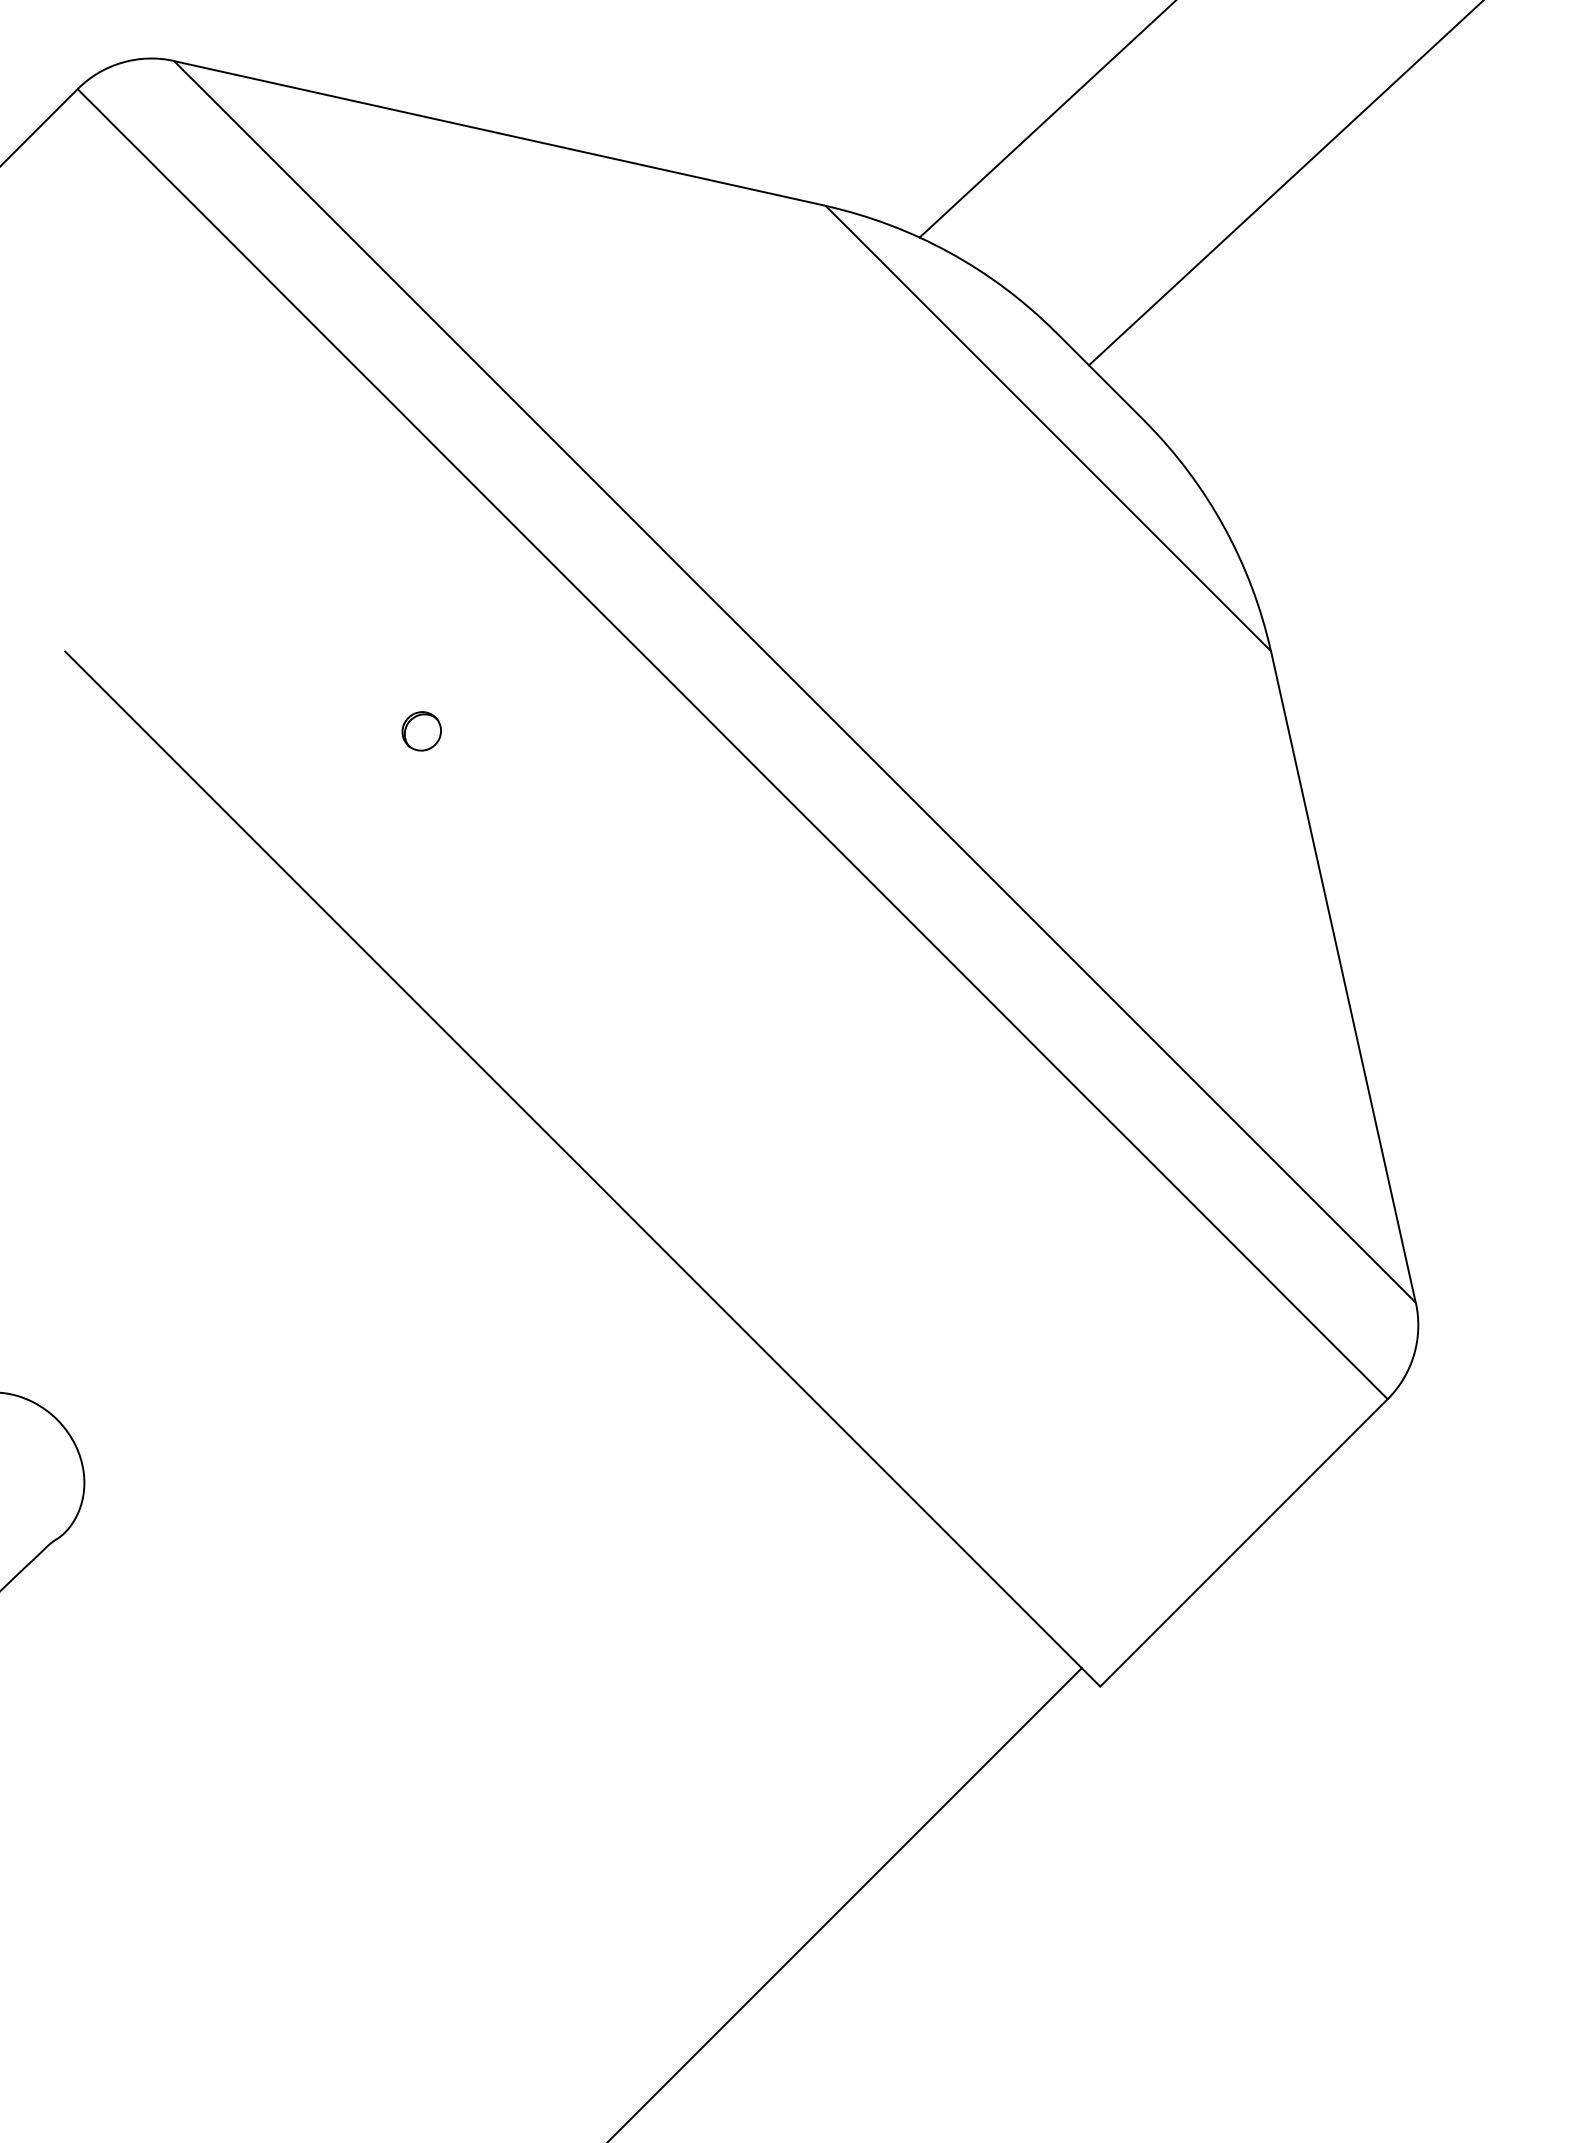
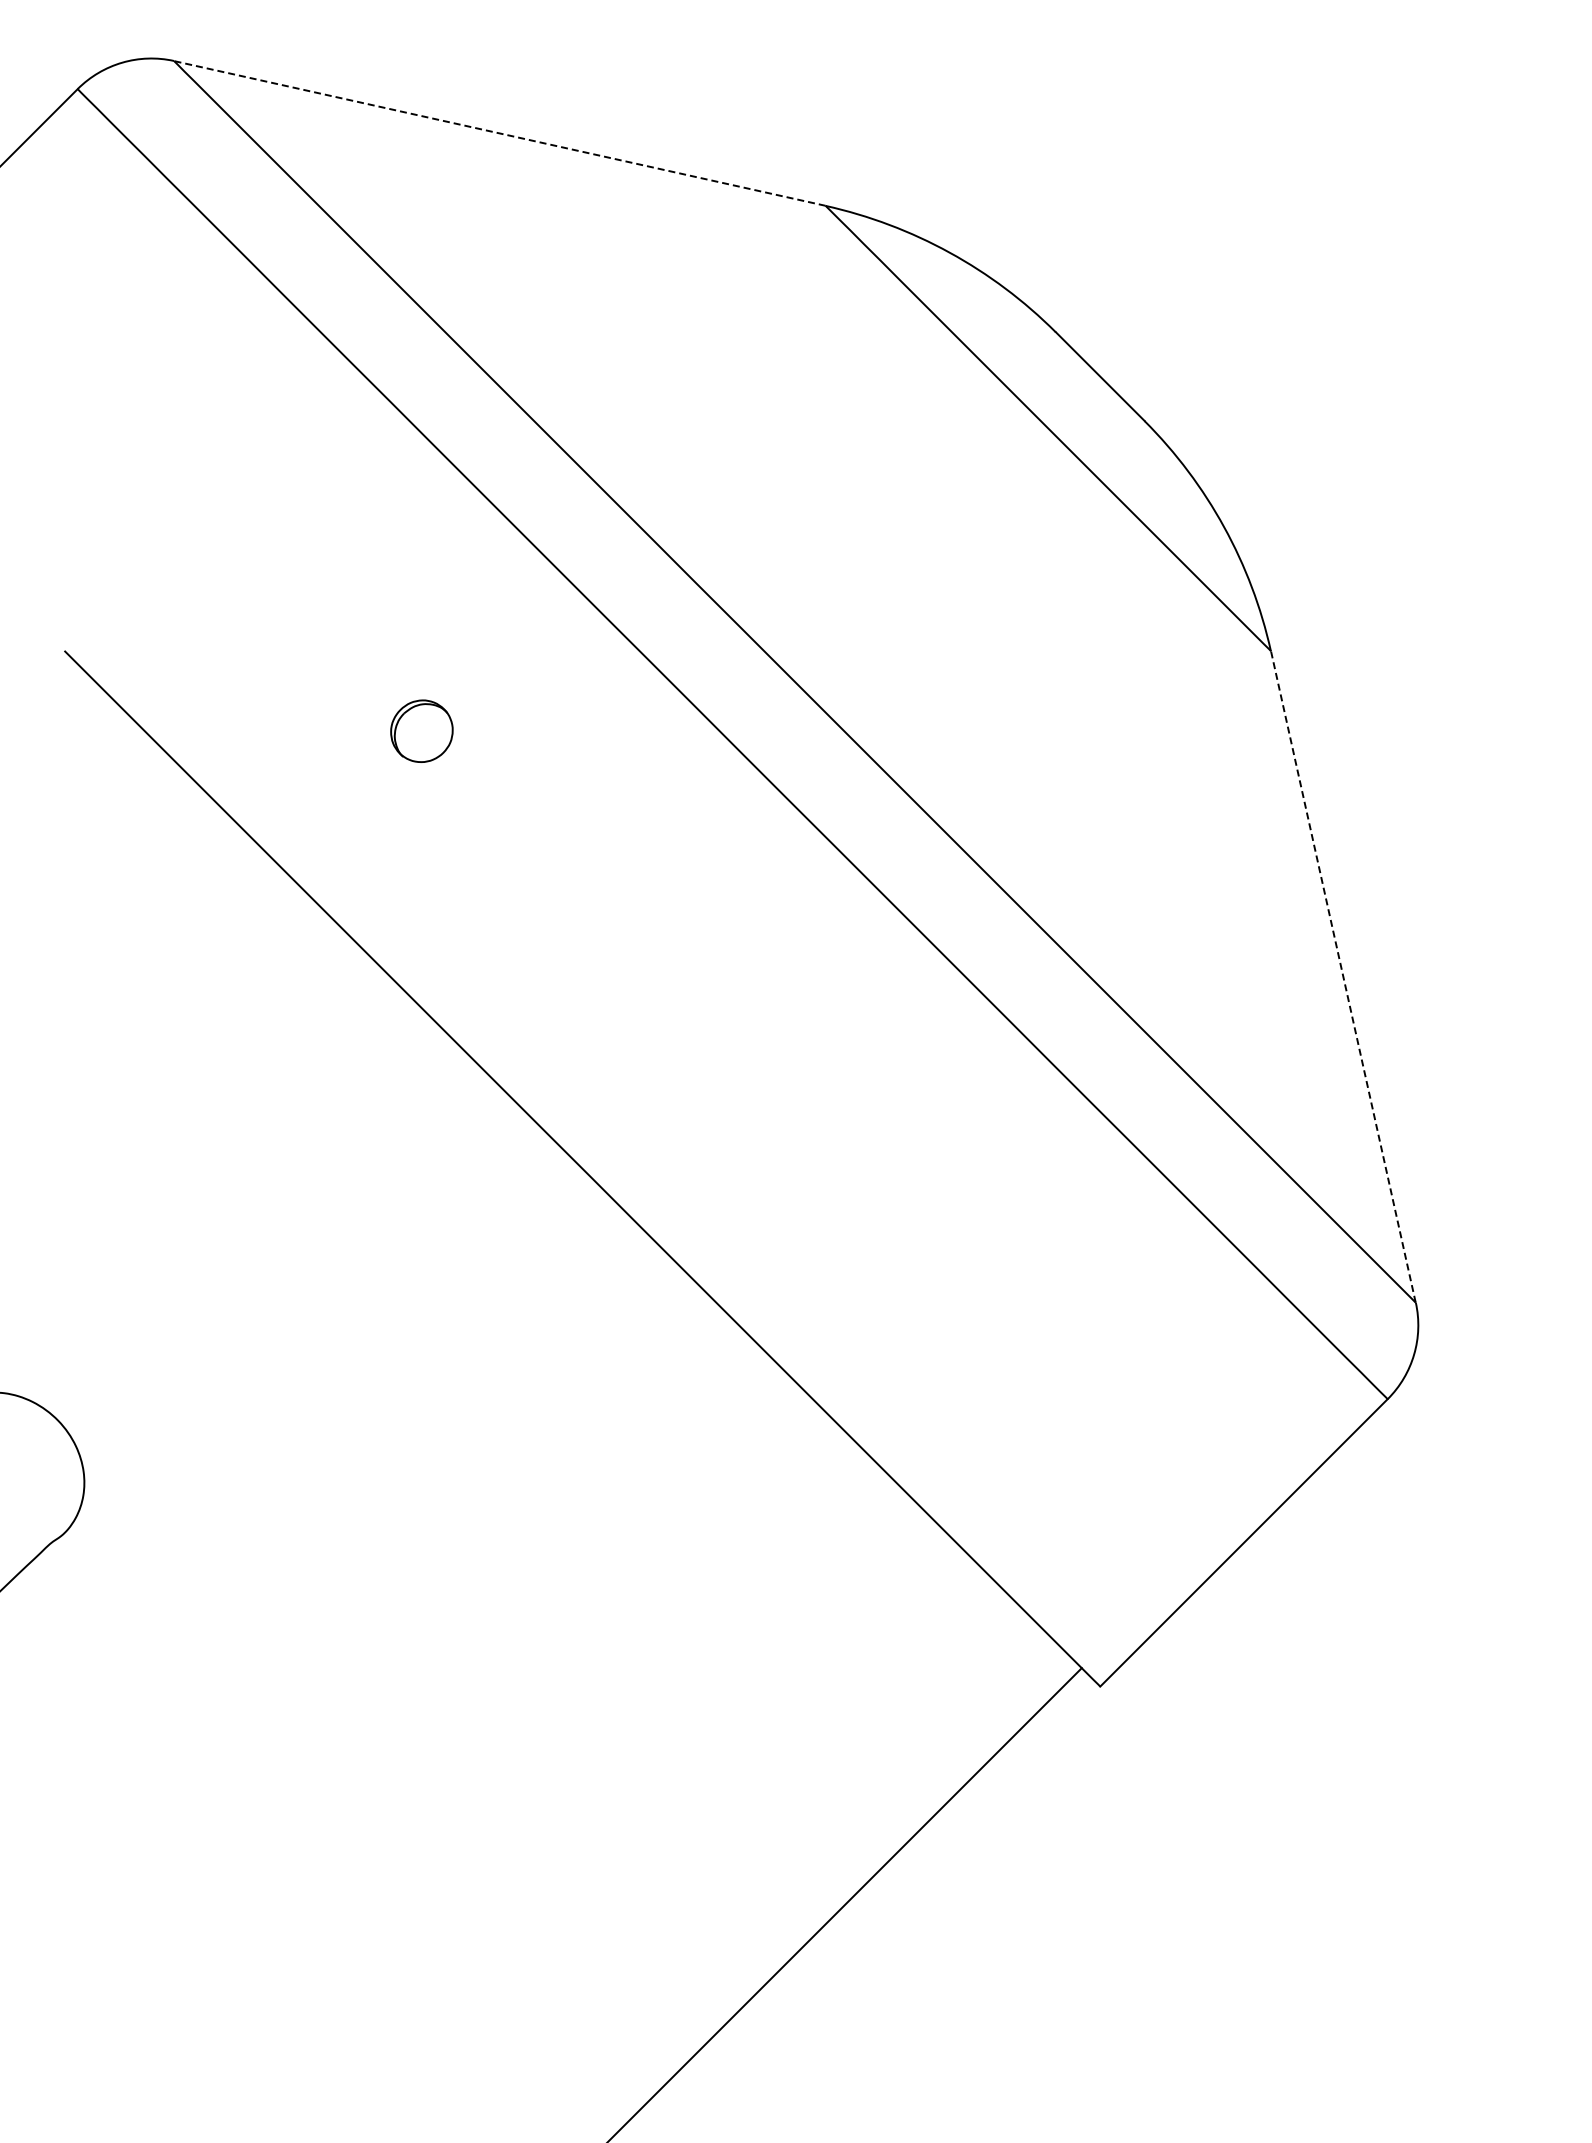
line: present -> none (1046, 119)
line: solid -> dashed (499, 133)
line: present -> none (1285, 183)
part size: 41x41 px -> 64x64 px (421, 730)
line: solid -> dashed (1343, 976)
